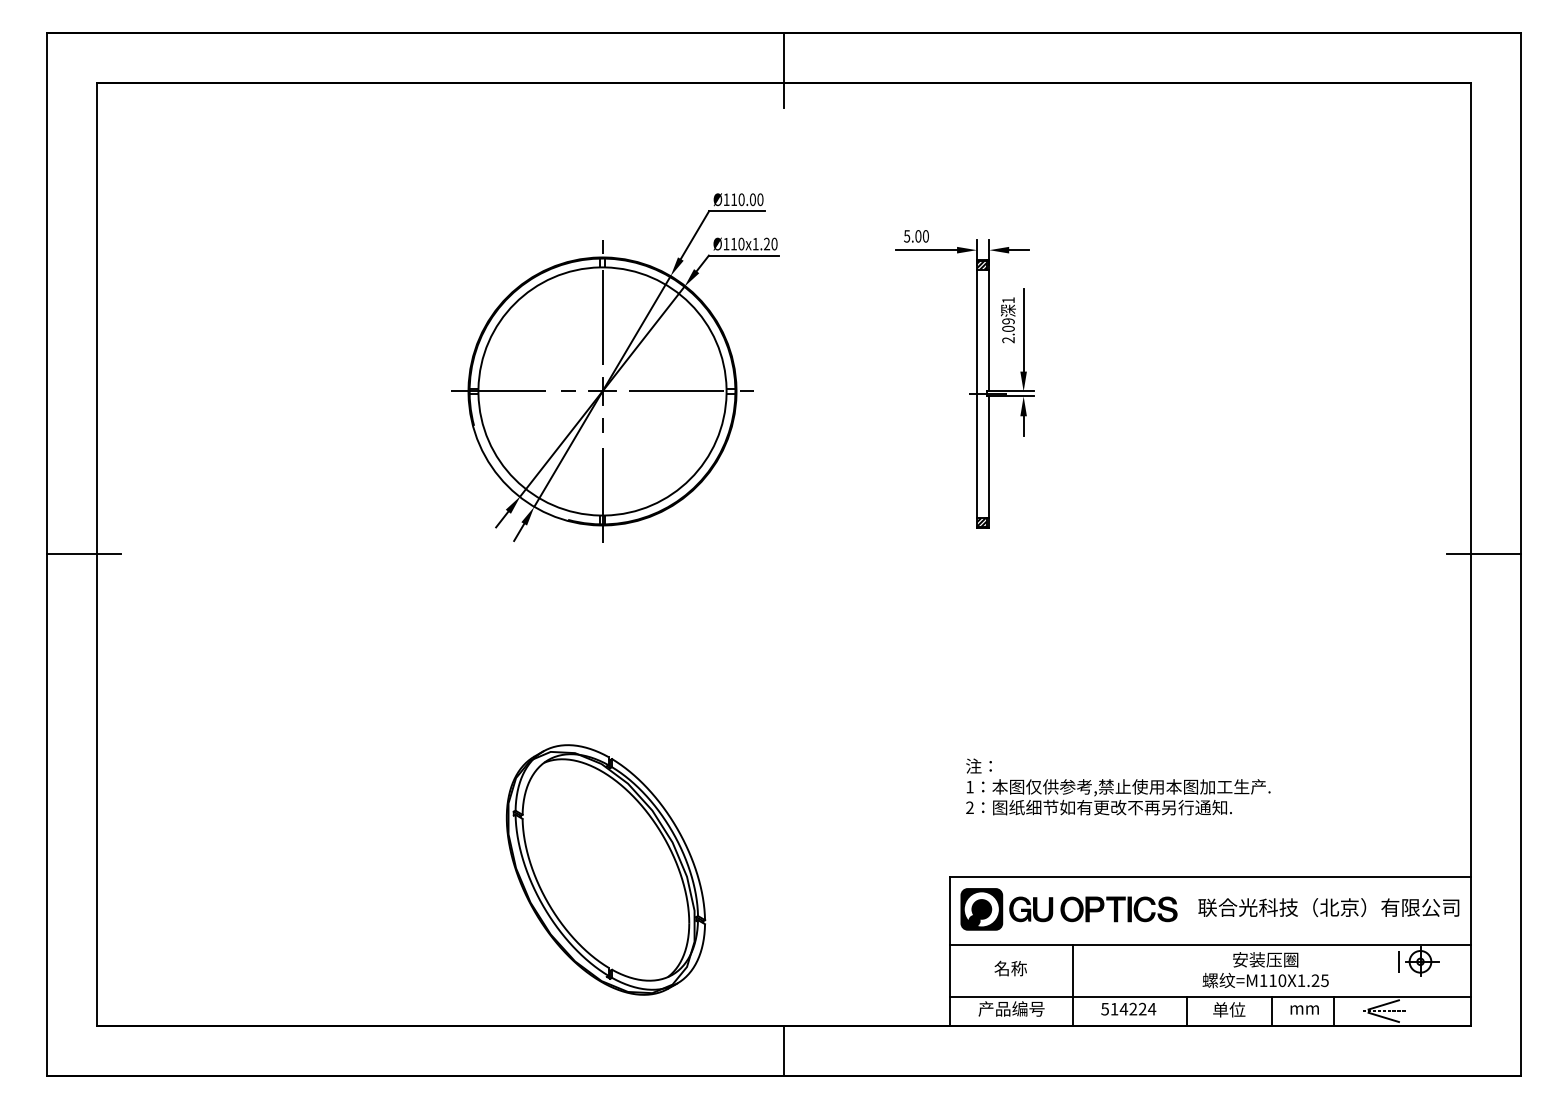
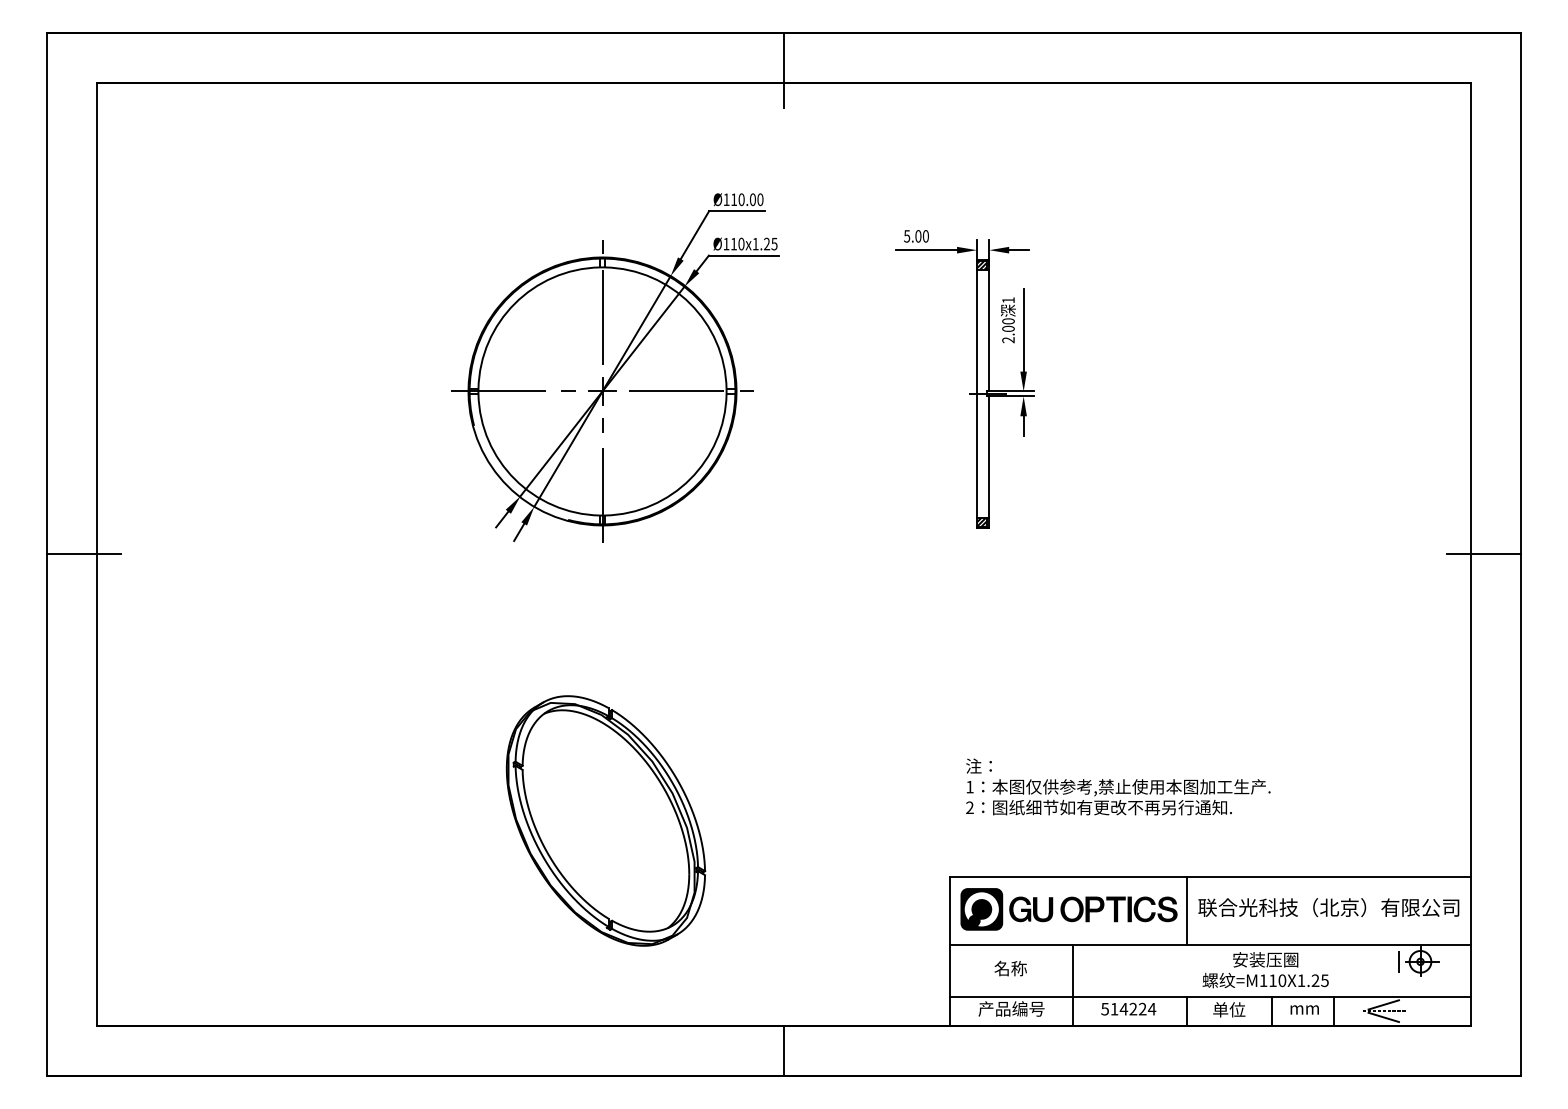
text: Ø110x1.20 -> Ø110x1.25 (774, 243)
text: 2.09 -> 2.00 (1008, 321)
part position: (605, 869) -> (605, 820) (605, 820)
line: none -> present (1186, 910)
